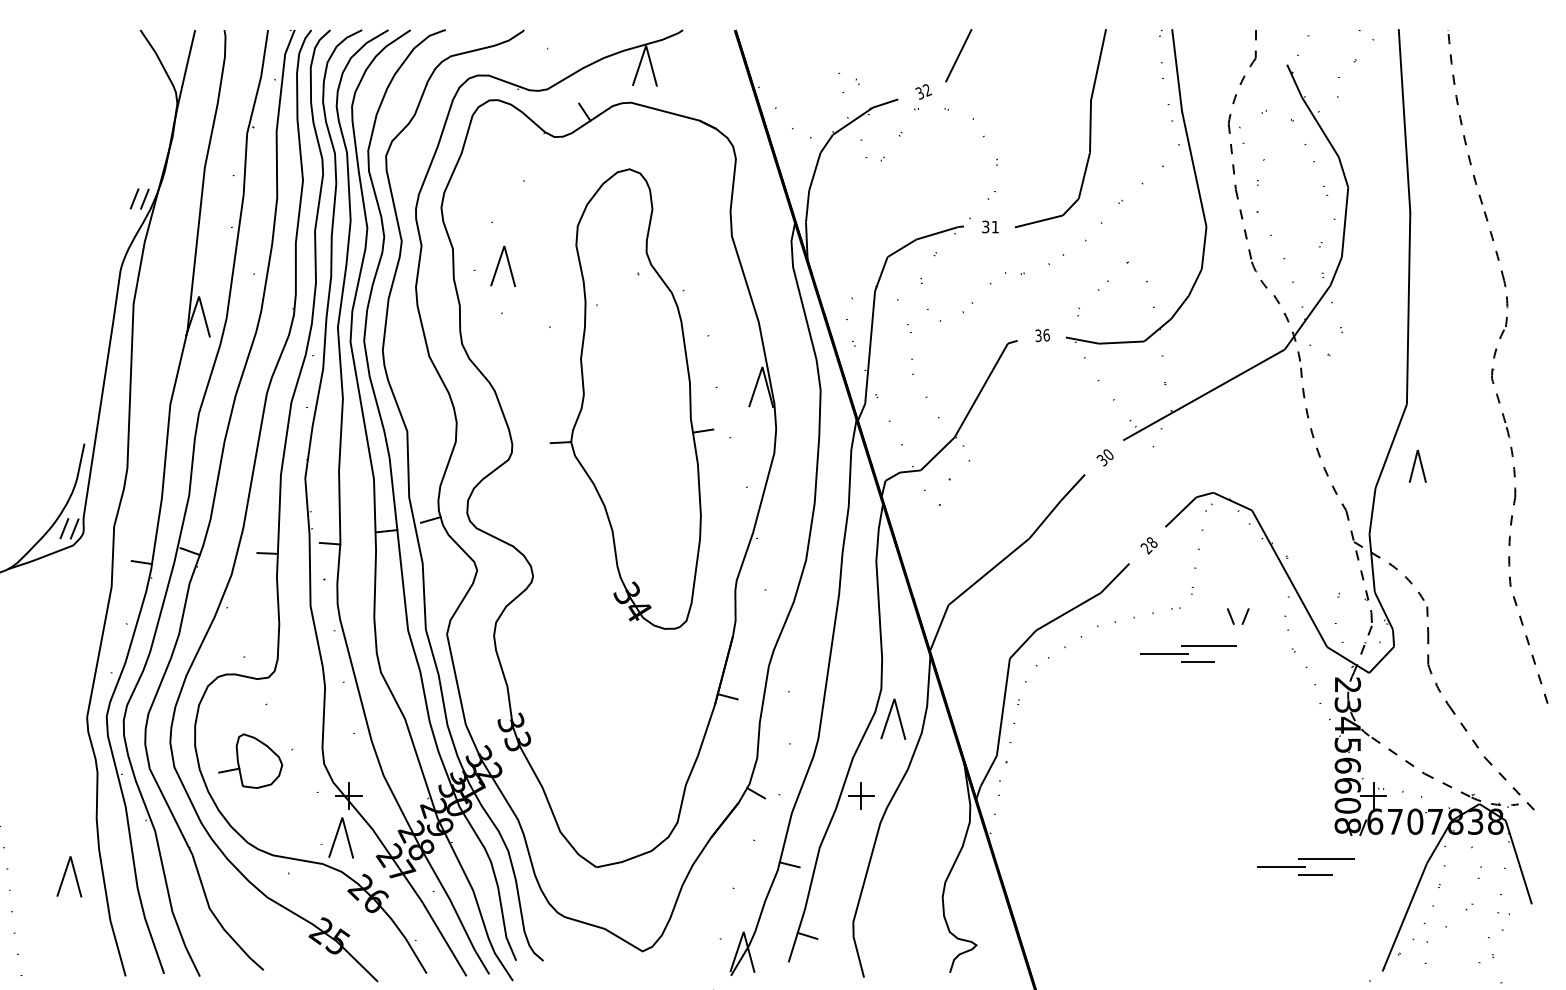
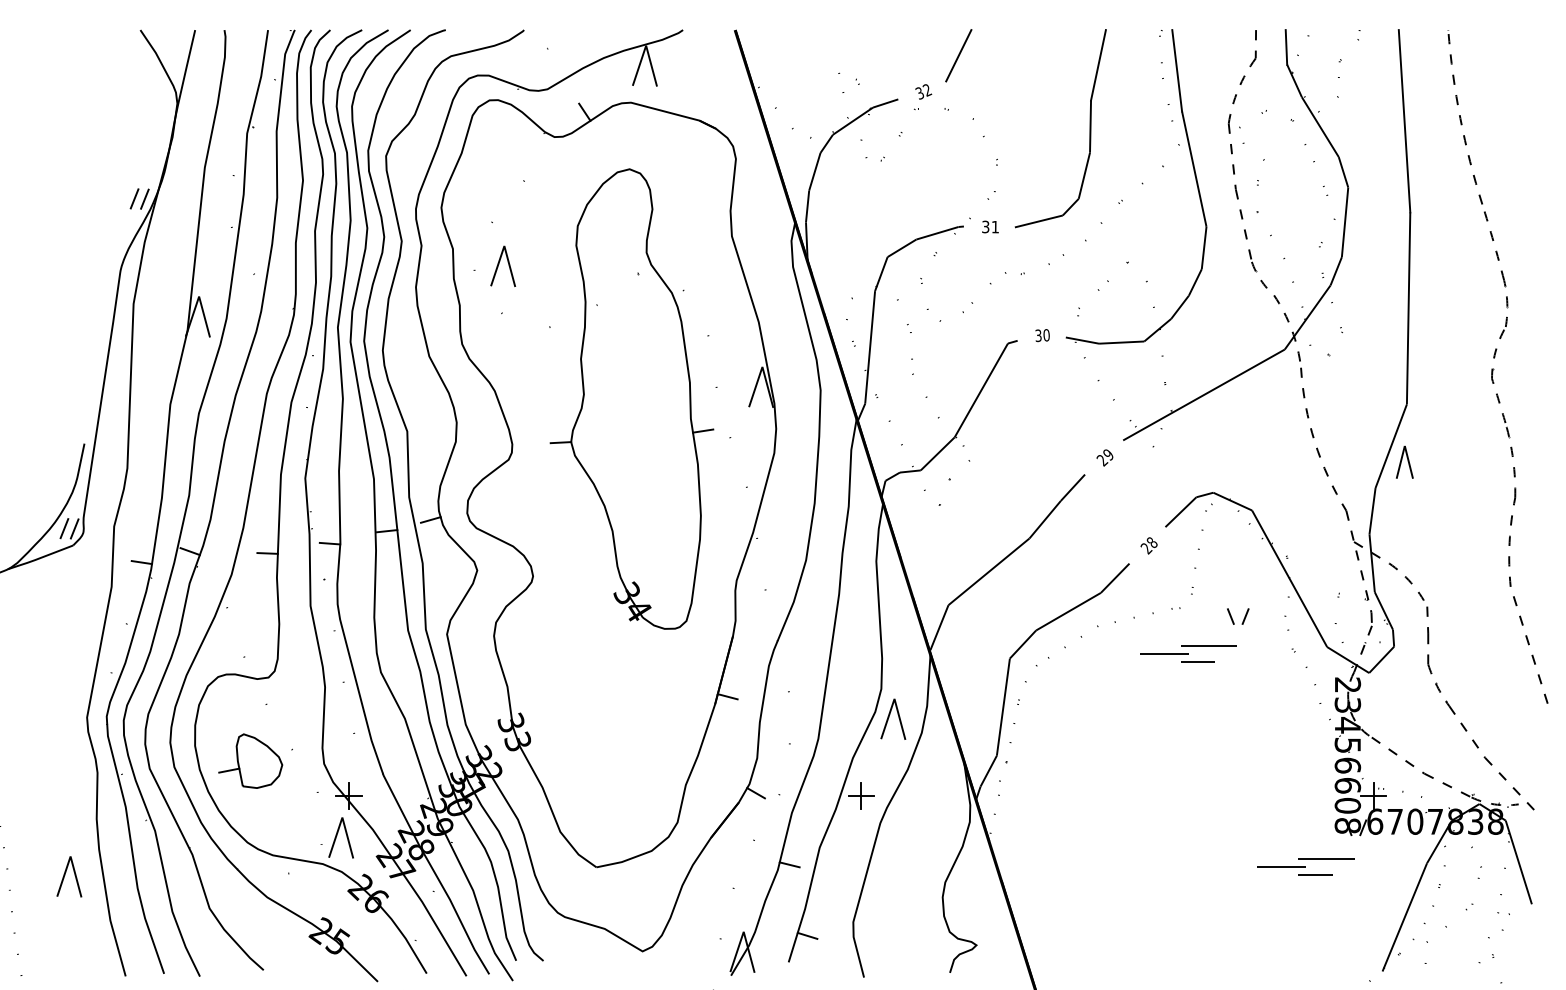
line: none -> present (1286, 47)
part position: (1356, 59) -> (1341, 59) (1341, 59)
text: 36 -> 30 (1046, 335)
text: 30 -> 29 (1104, 458)
part position: (1417, 465) -> (1404, 461) (1404, 461)
